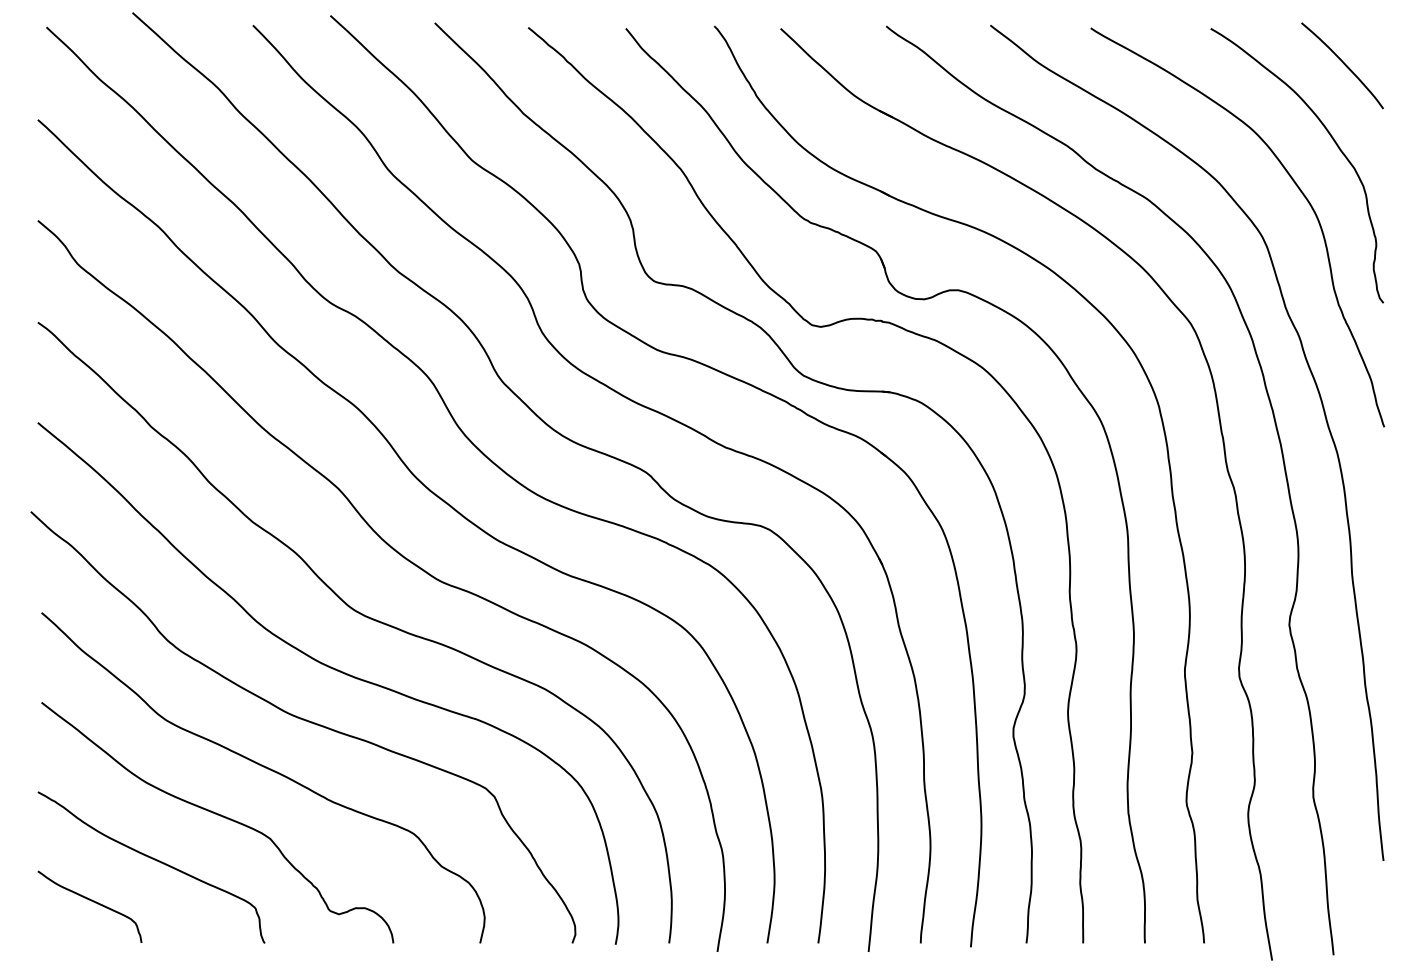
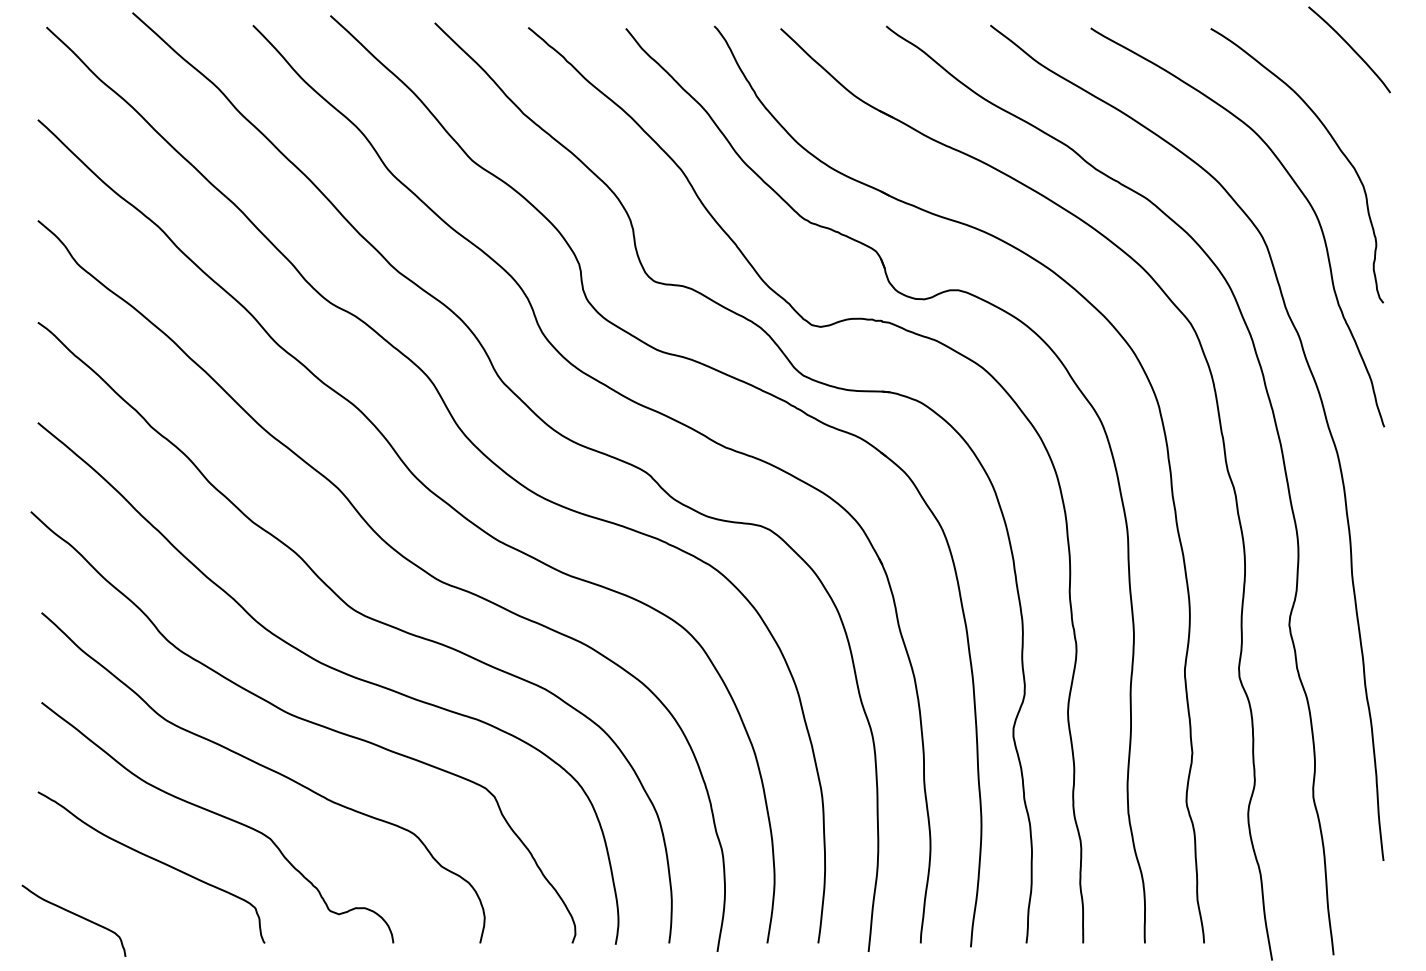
curve position: (1343, 64) -> (1350, 48) (1350, 48)
curve position: (91, 901) -> (75, 915) (75, 915)
